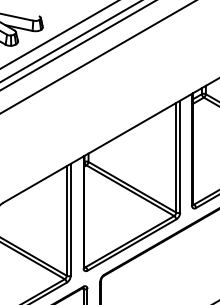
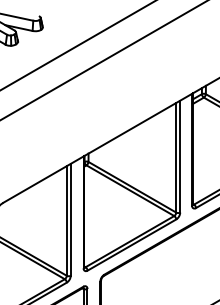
line: present -> none (59, 34)
line: present -> none (70, 41)
line position: (97, 57) -> (103, 60) (103, 60)
